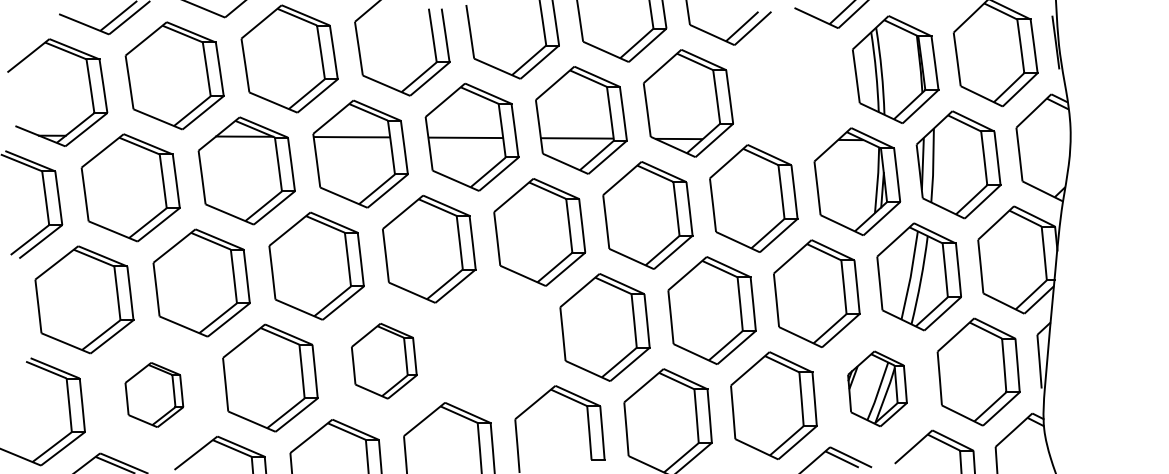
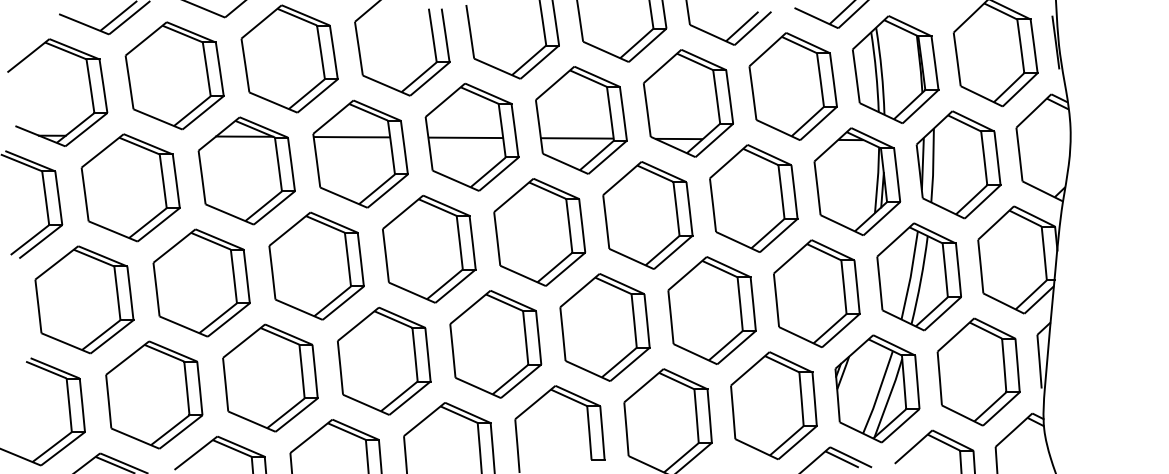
part: none -> present (792, 86)
part: none -> present (495, 344)
part size: 67x77 px -> 95x110 px (384, 360)
part size: 61x78 px -> 87x110 px (877, 388)
part size: 61x66 px -> 99x110 px (154, 394)
